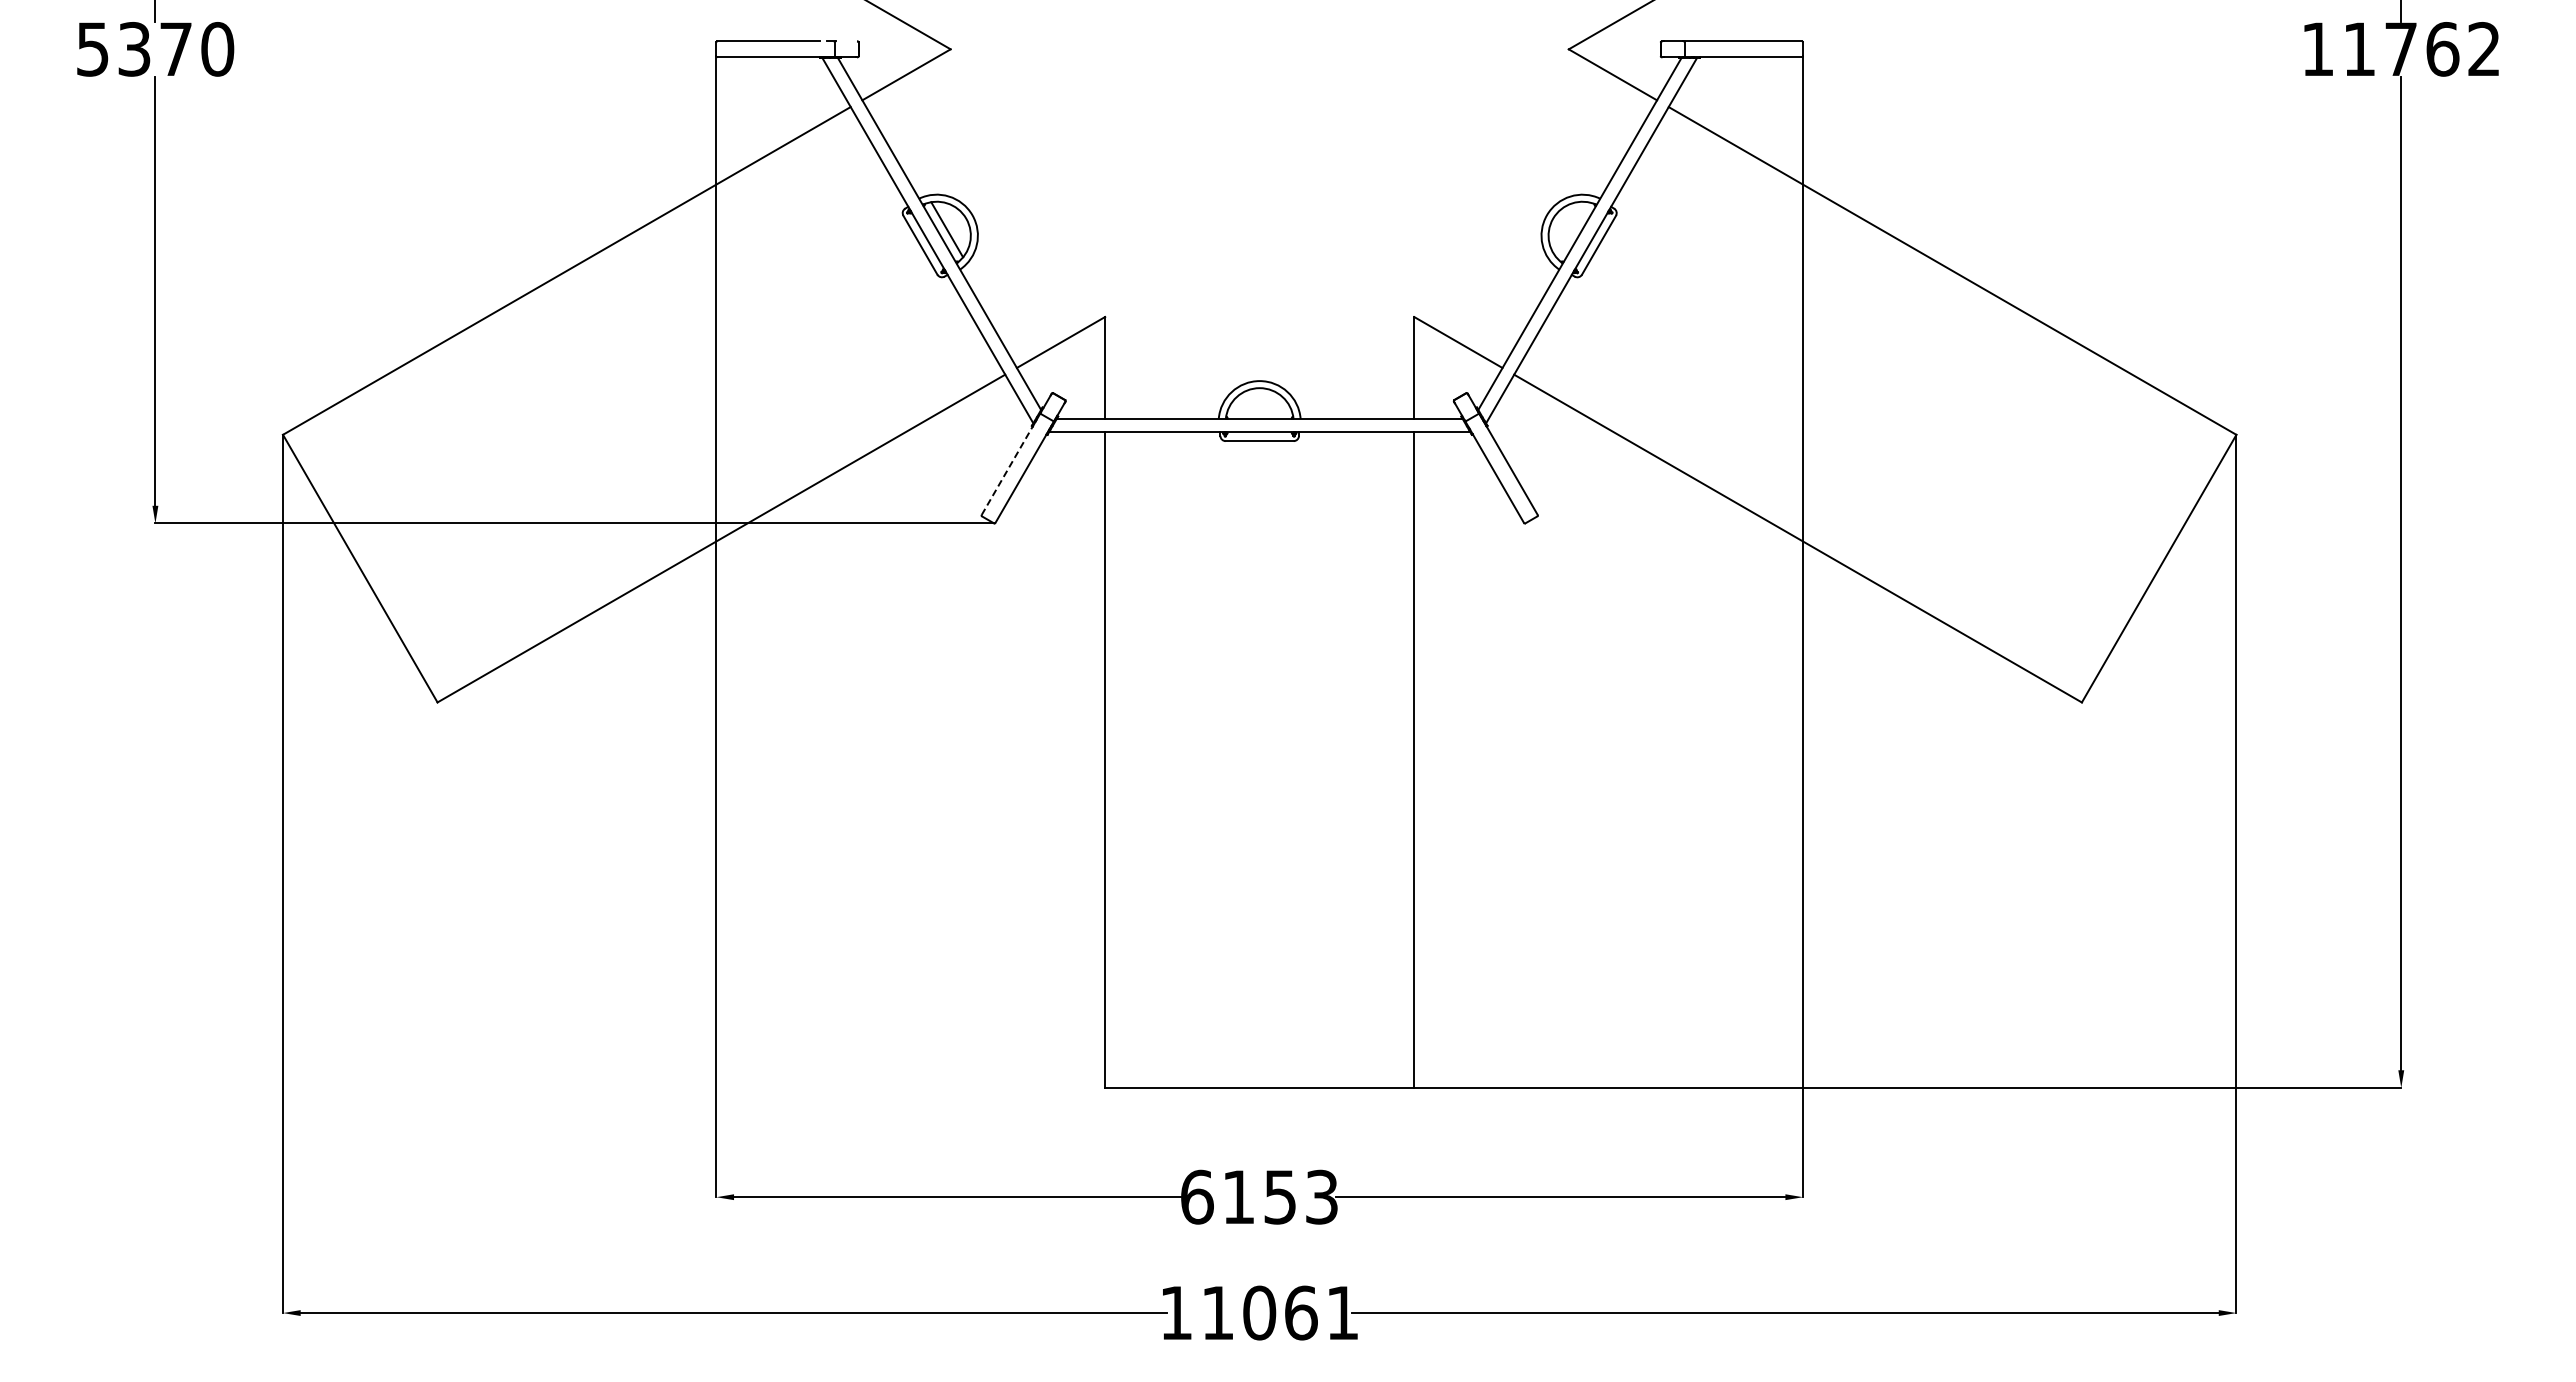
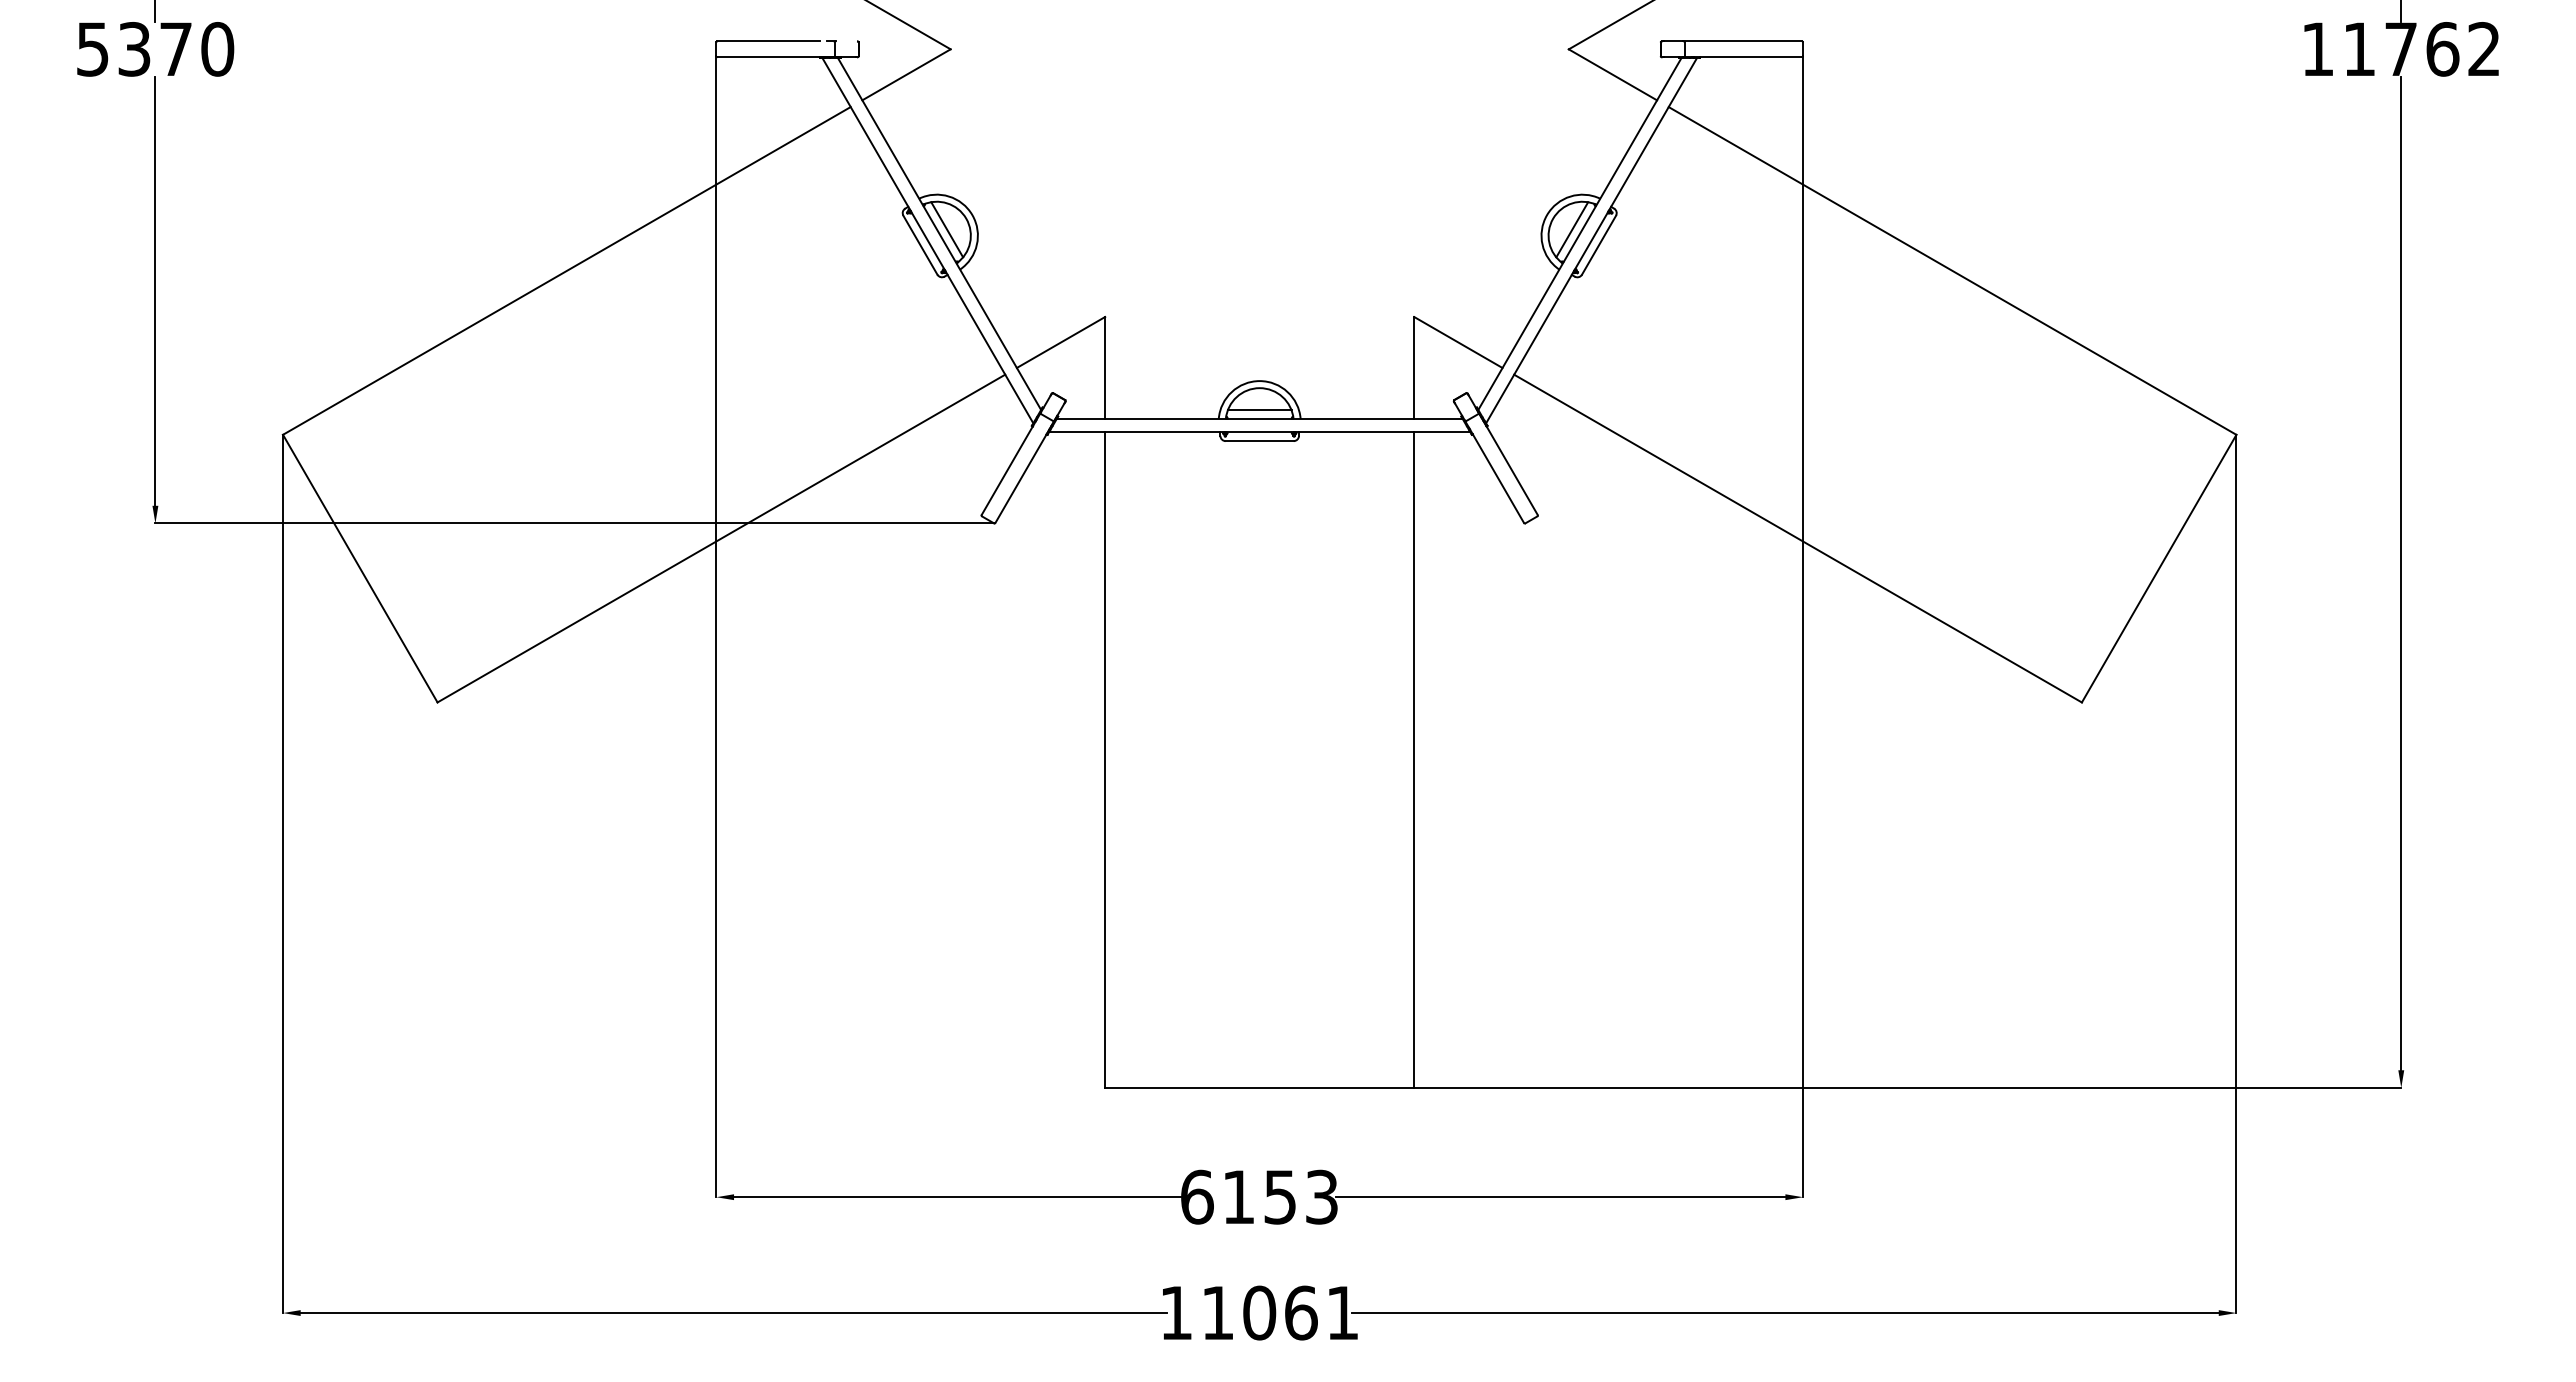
line: none -> present (1572, 229)
line: none -> present (1259, 410)
line: dashed -> solid (1007, 470)
